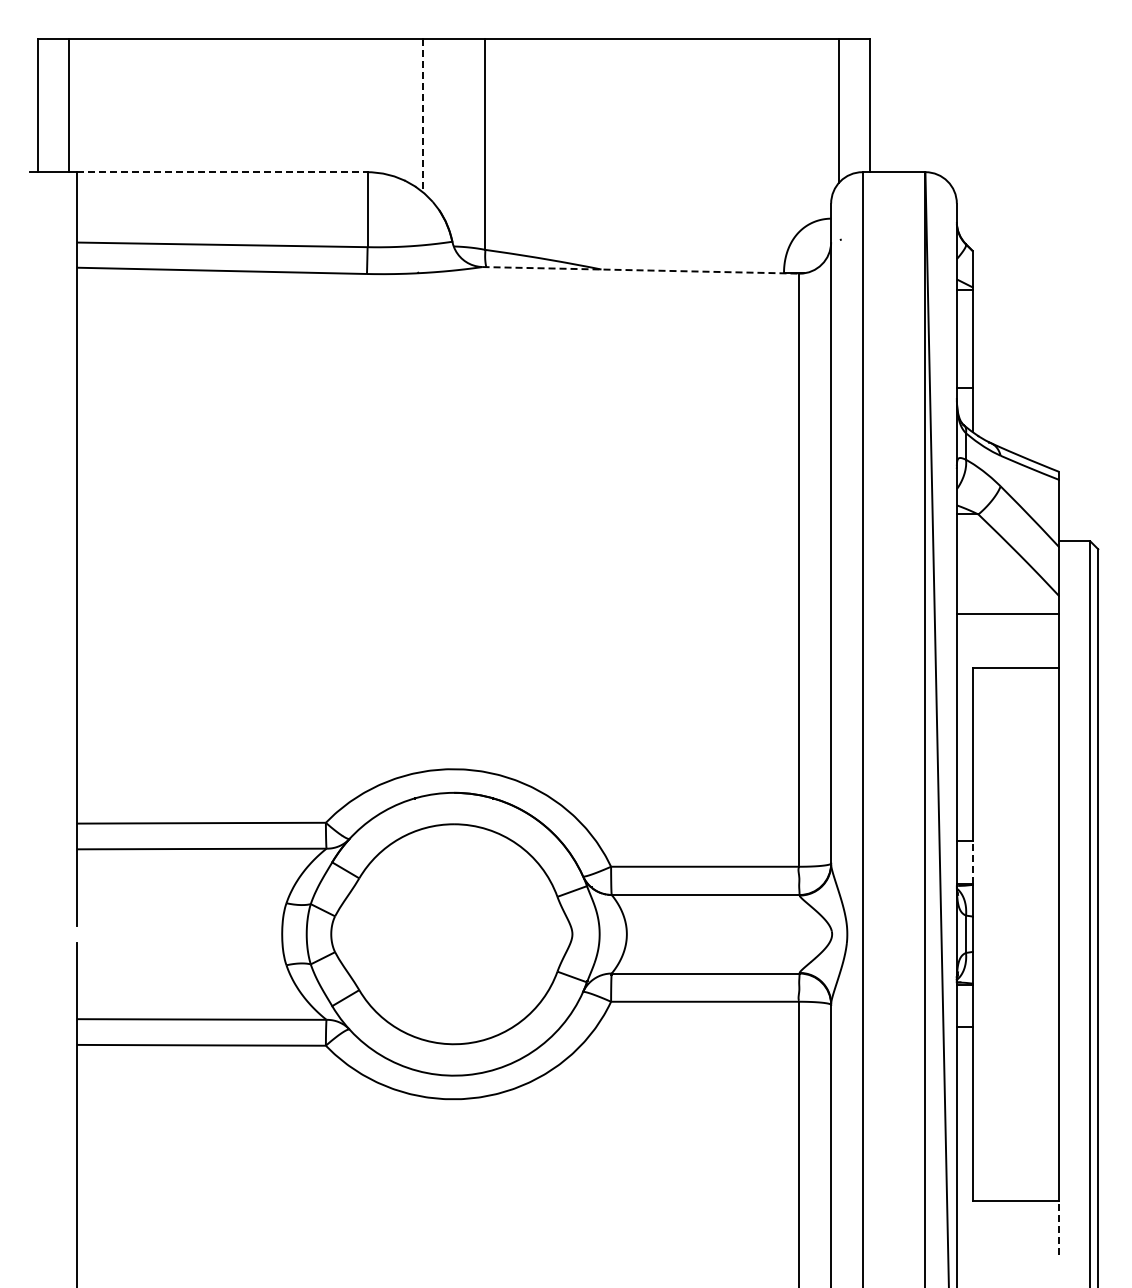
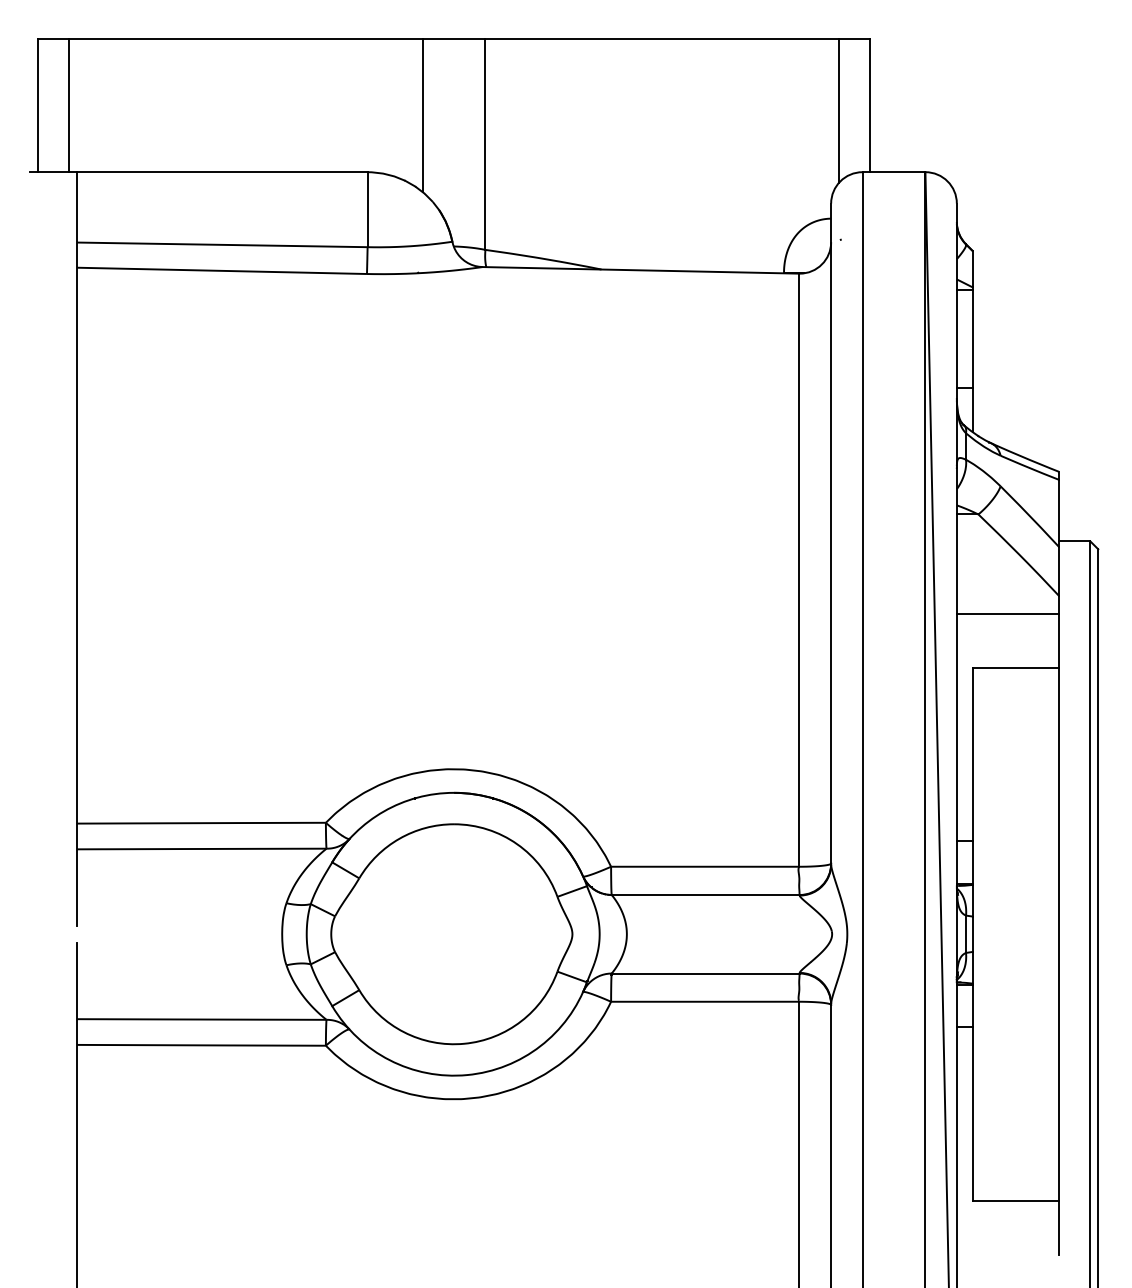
line: dashed -> solid (422, 115)
line: dashed -> solid (222, 172)
line: dashed -> solid (641, 270)
line: dashed -> solid (972, 862)
line: dashed -> solid (1058, 1228)
